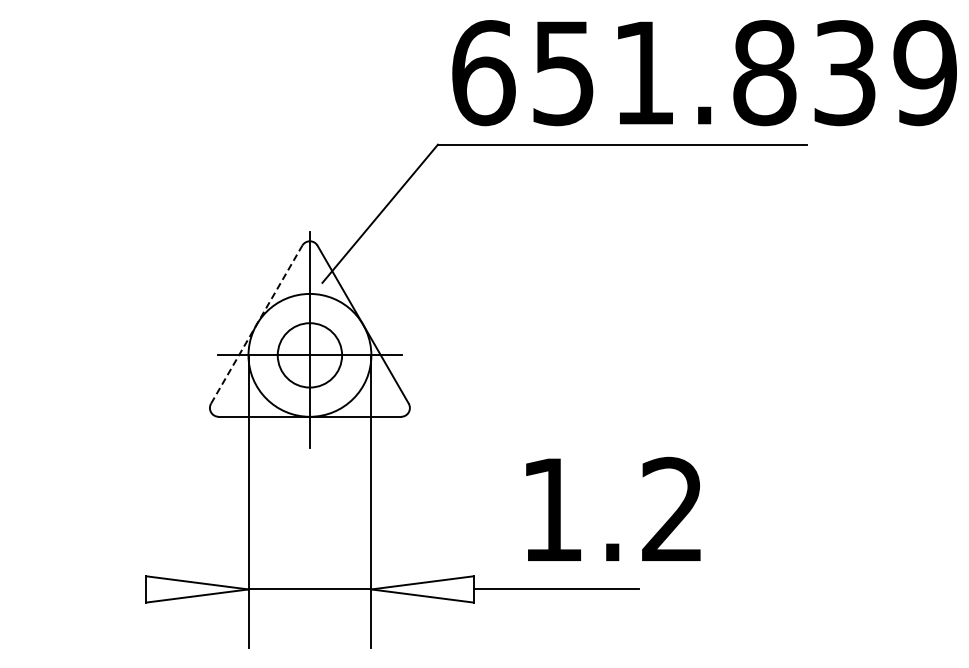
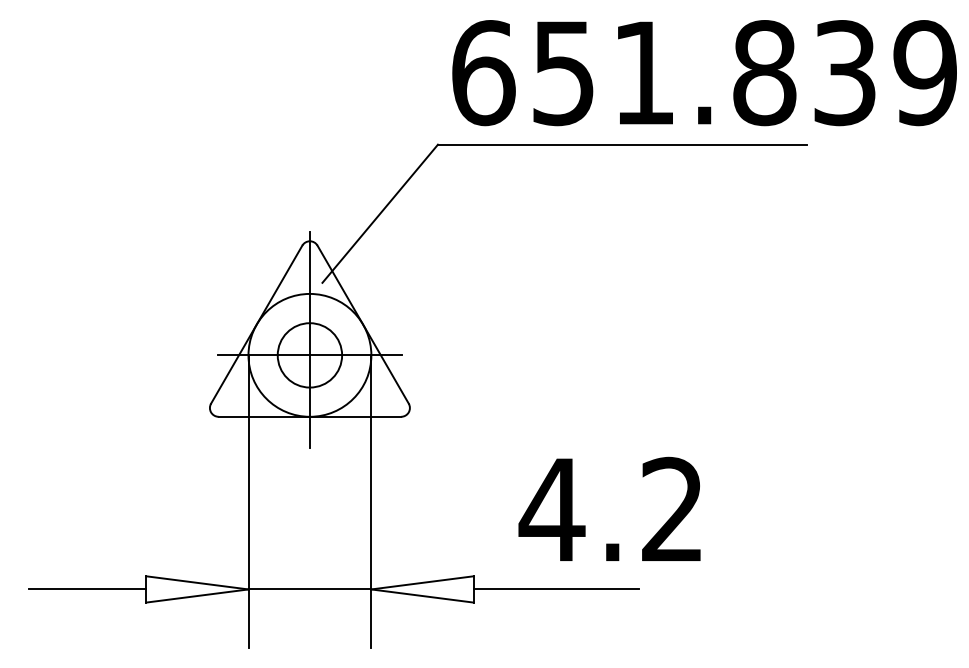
line: dashed -> solid (256, 324)
text: 1.2 -> 4.2 (551, 509)
line: none -> present (87, 589)
